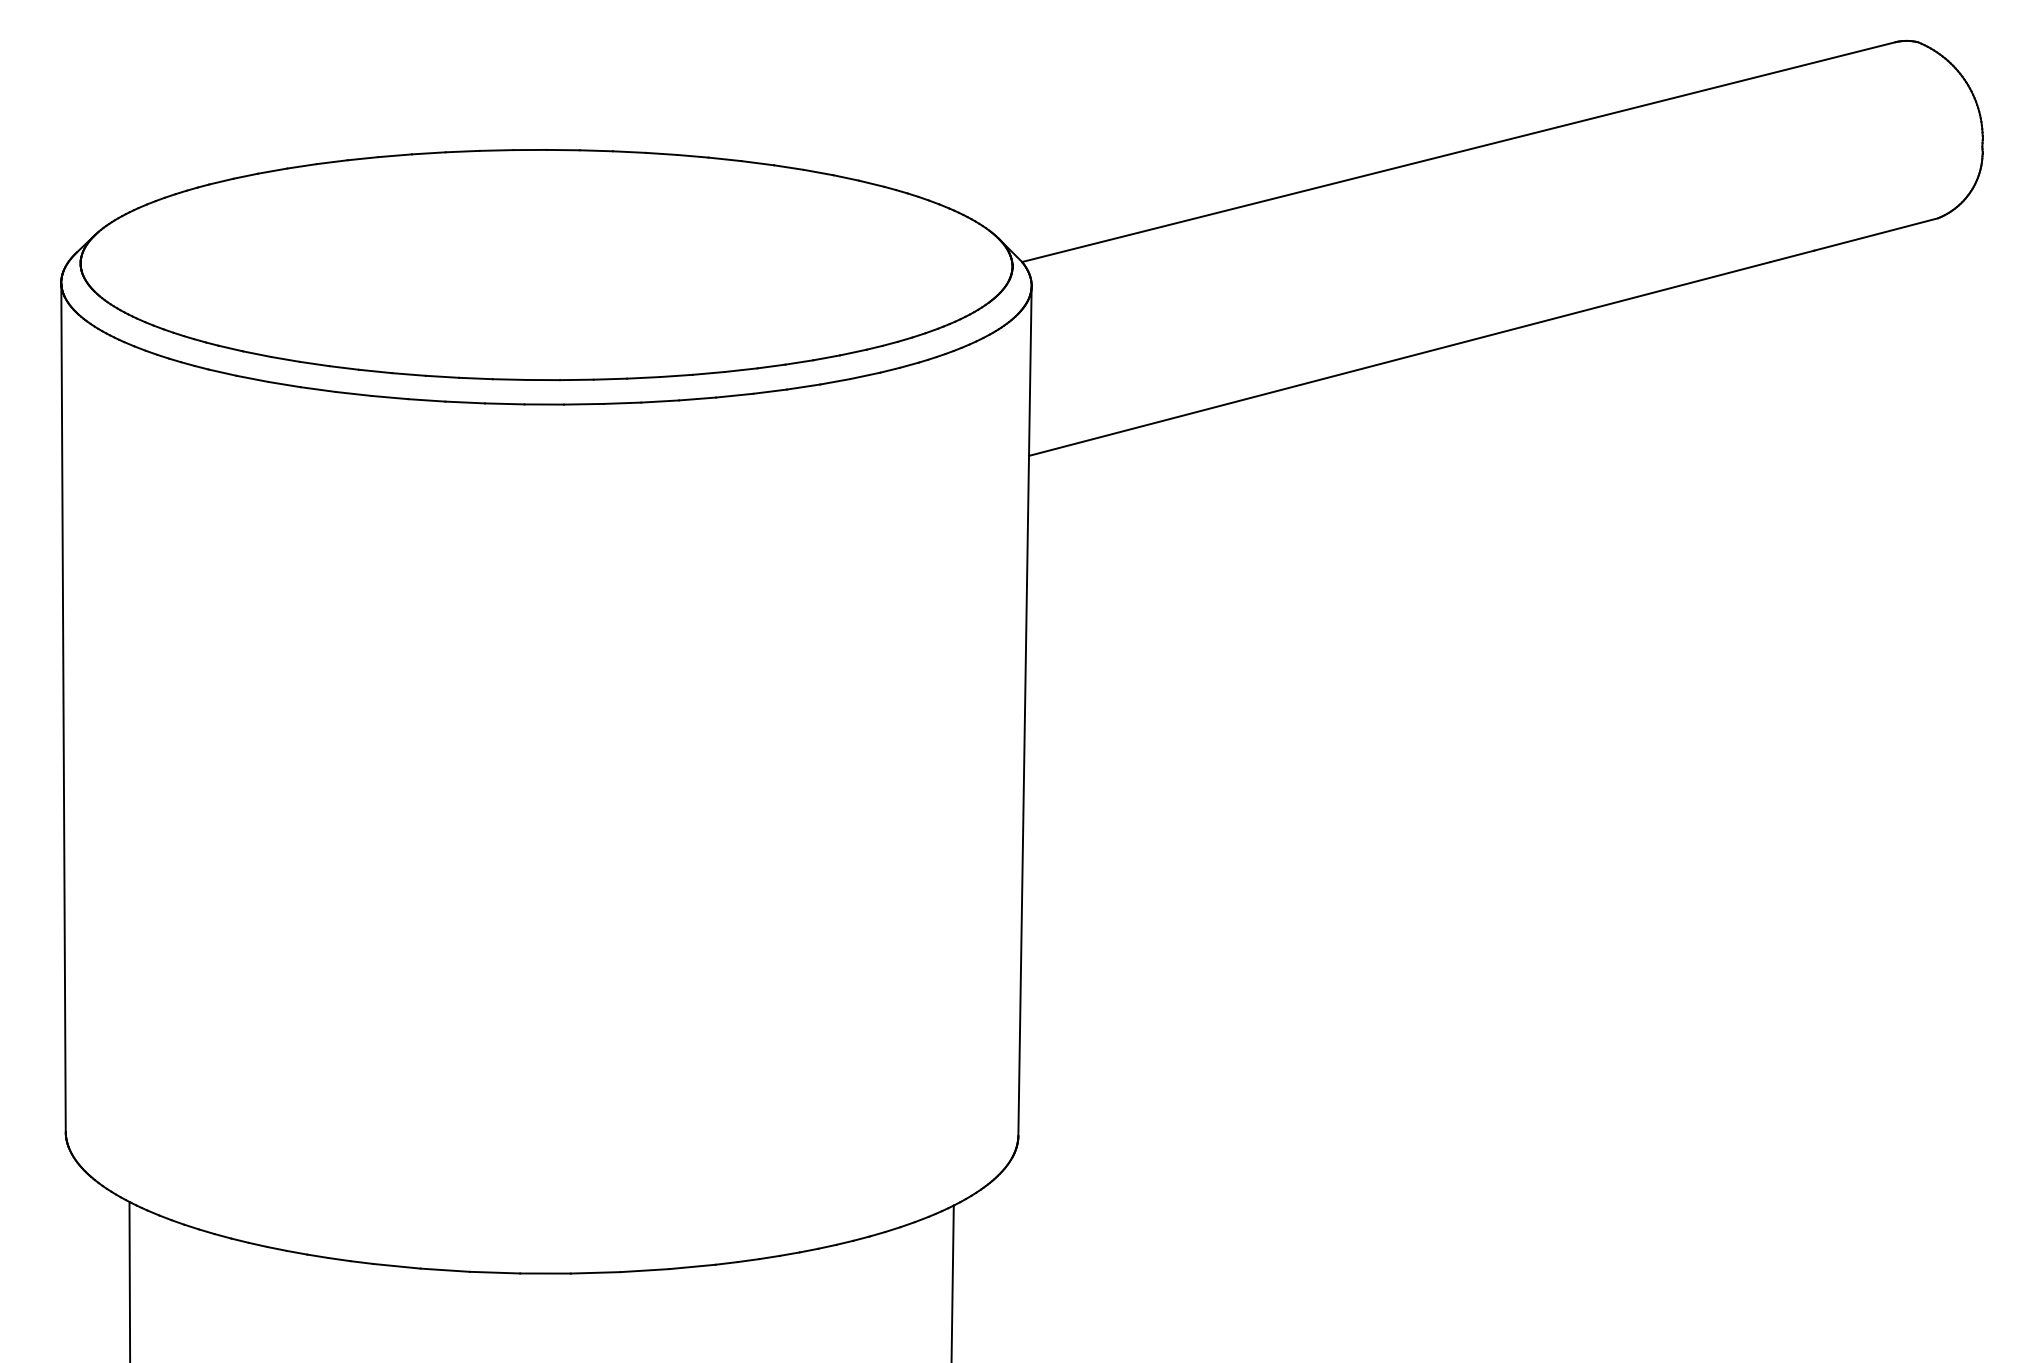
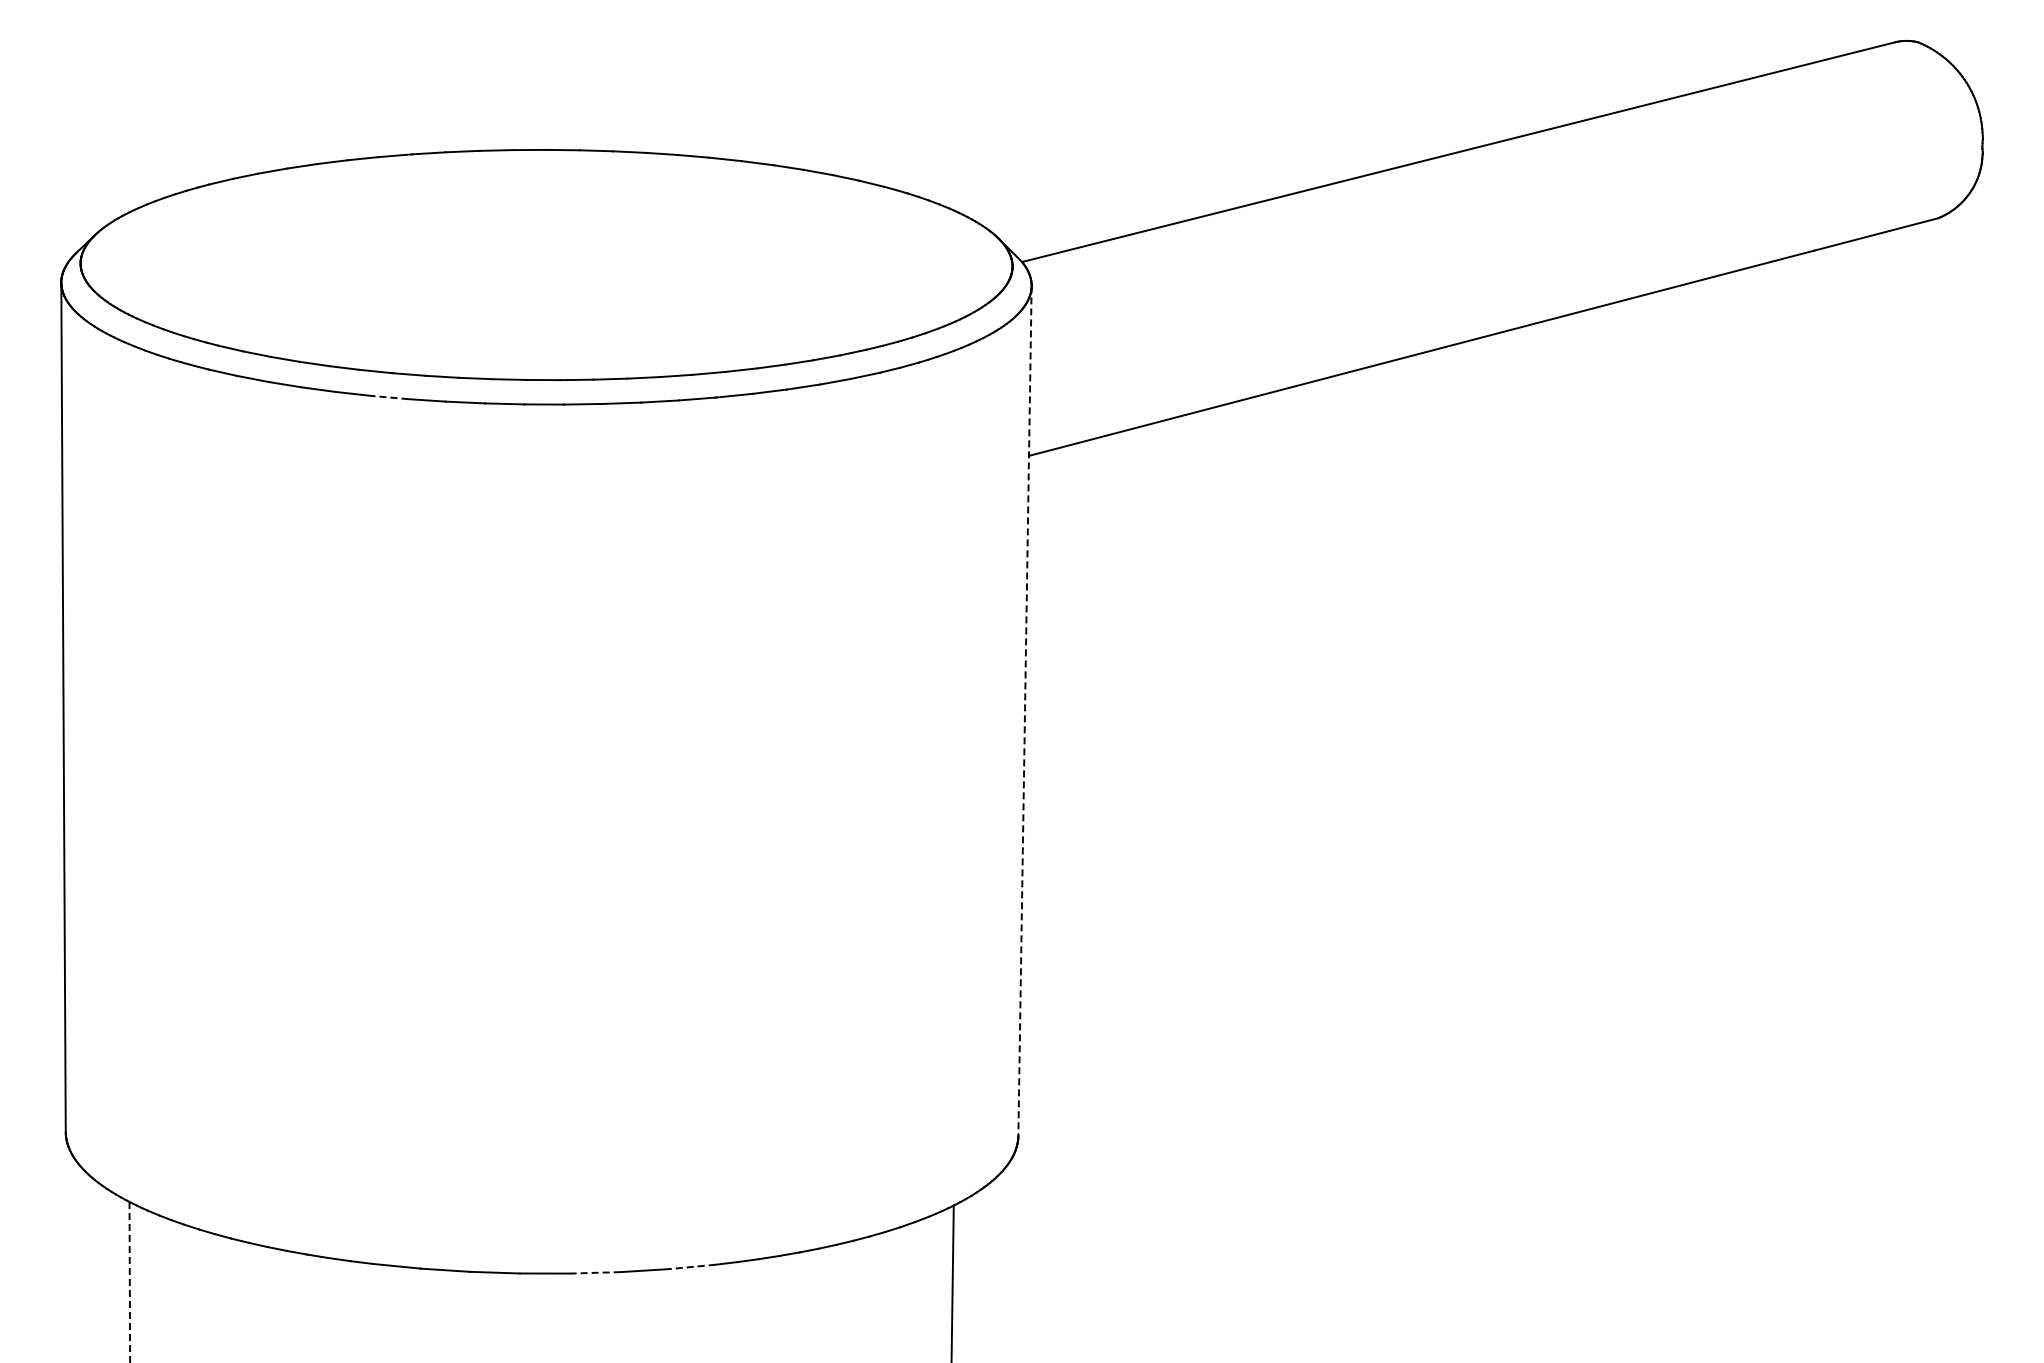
line: solid -> dashed (389, 397)
line: solid -> dashed (1025, 711)
line: solid -> dashed (691, 1266)
line: solid -> dashed (595, 1272)
line: solid -> dashed (129, 1282)
